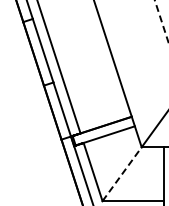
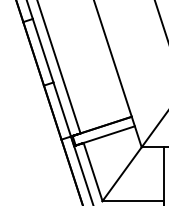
line: dashed -> solid (161, 21)
line: dashed -> solid (122, 173)
